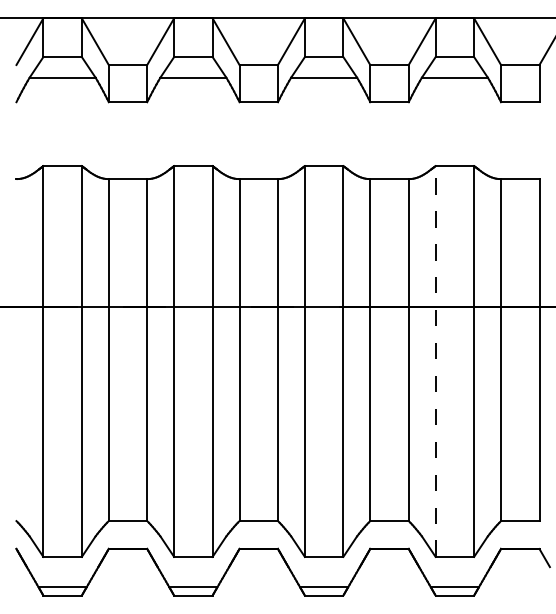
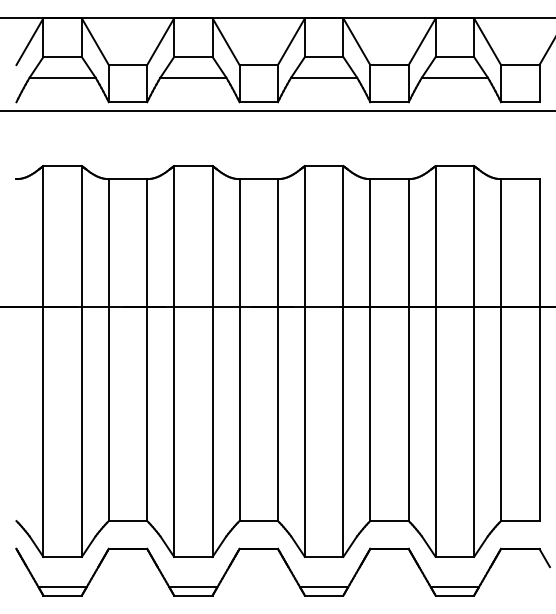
line: none -> present (277, 110)
line: dashed -> solid (435, 361)
